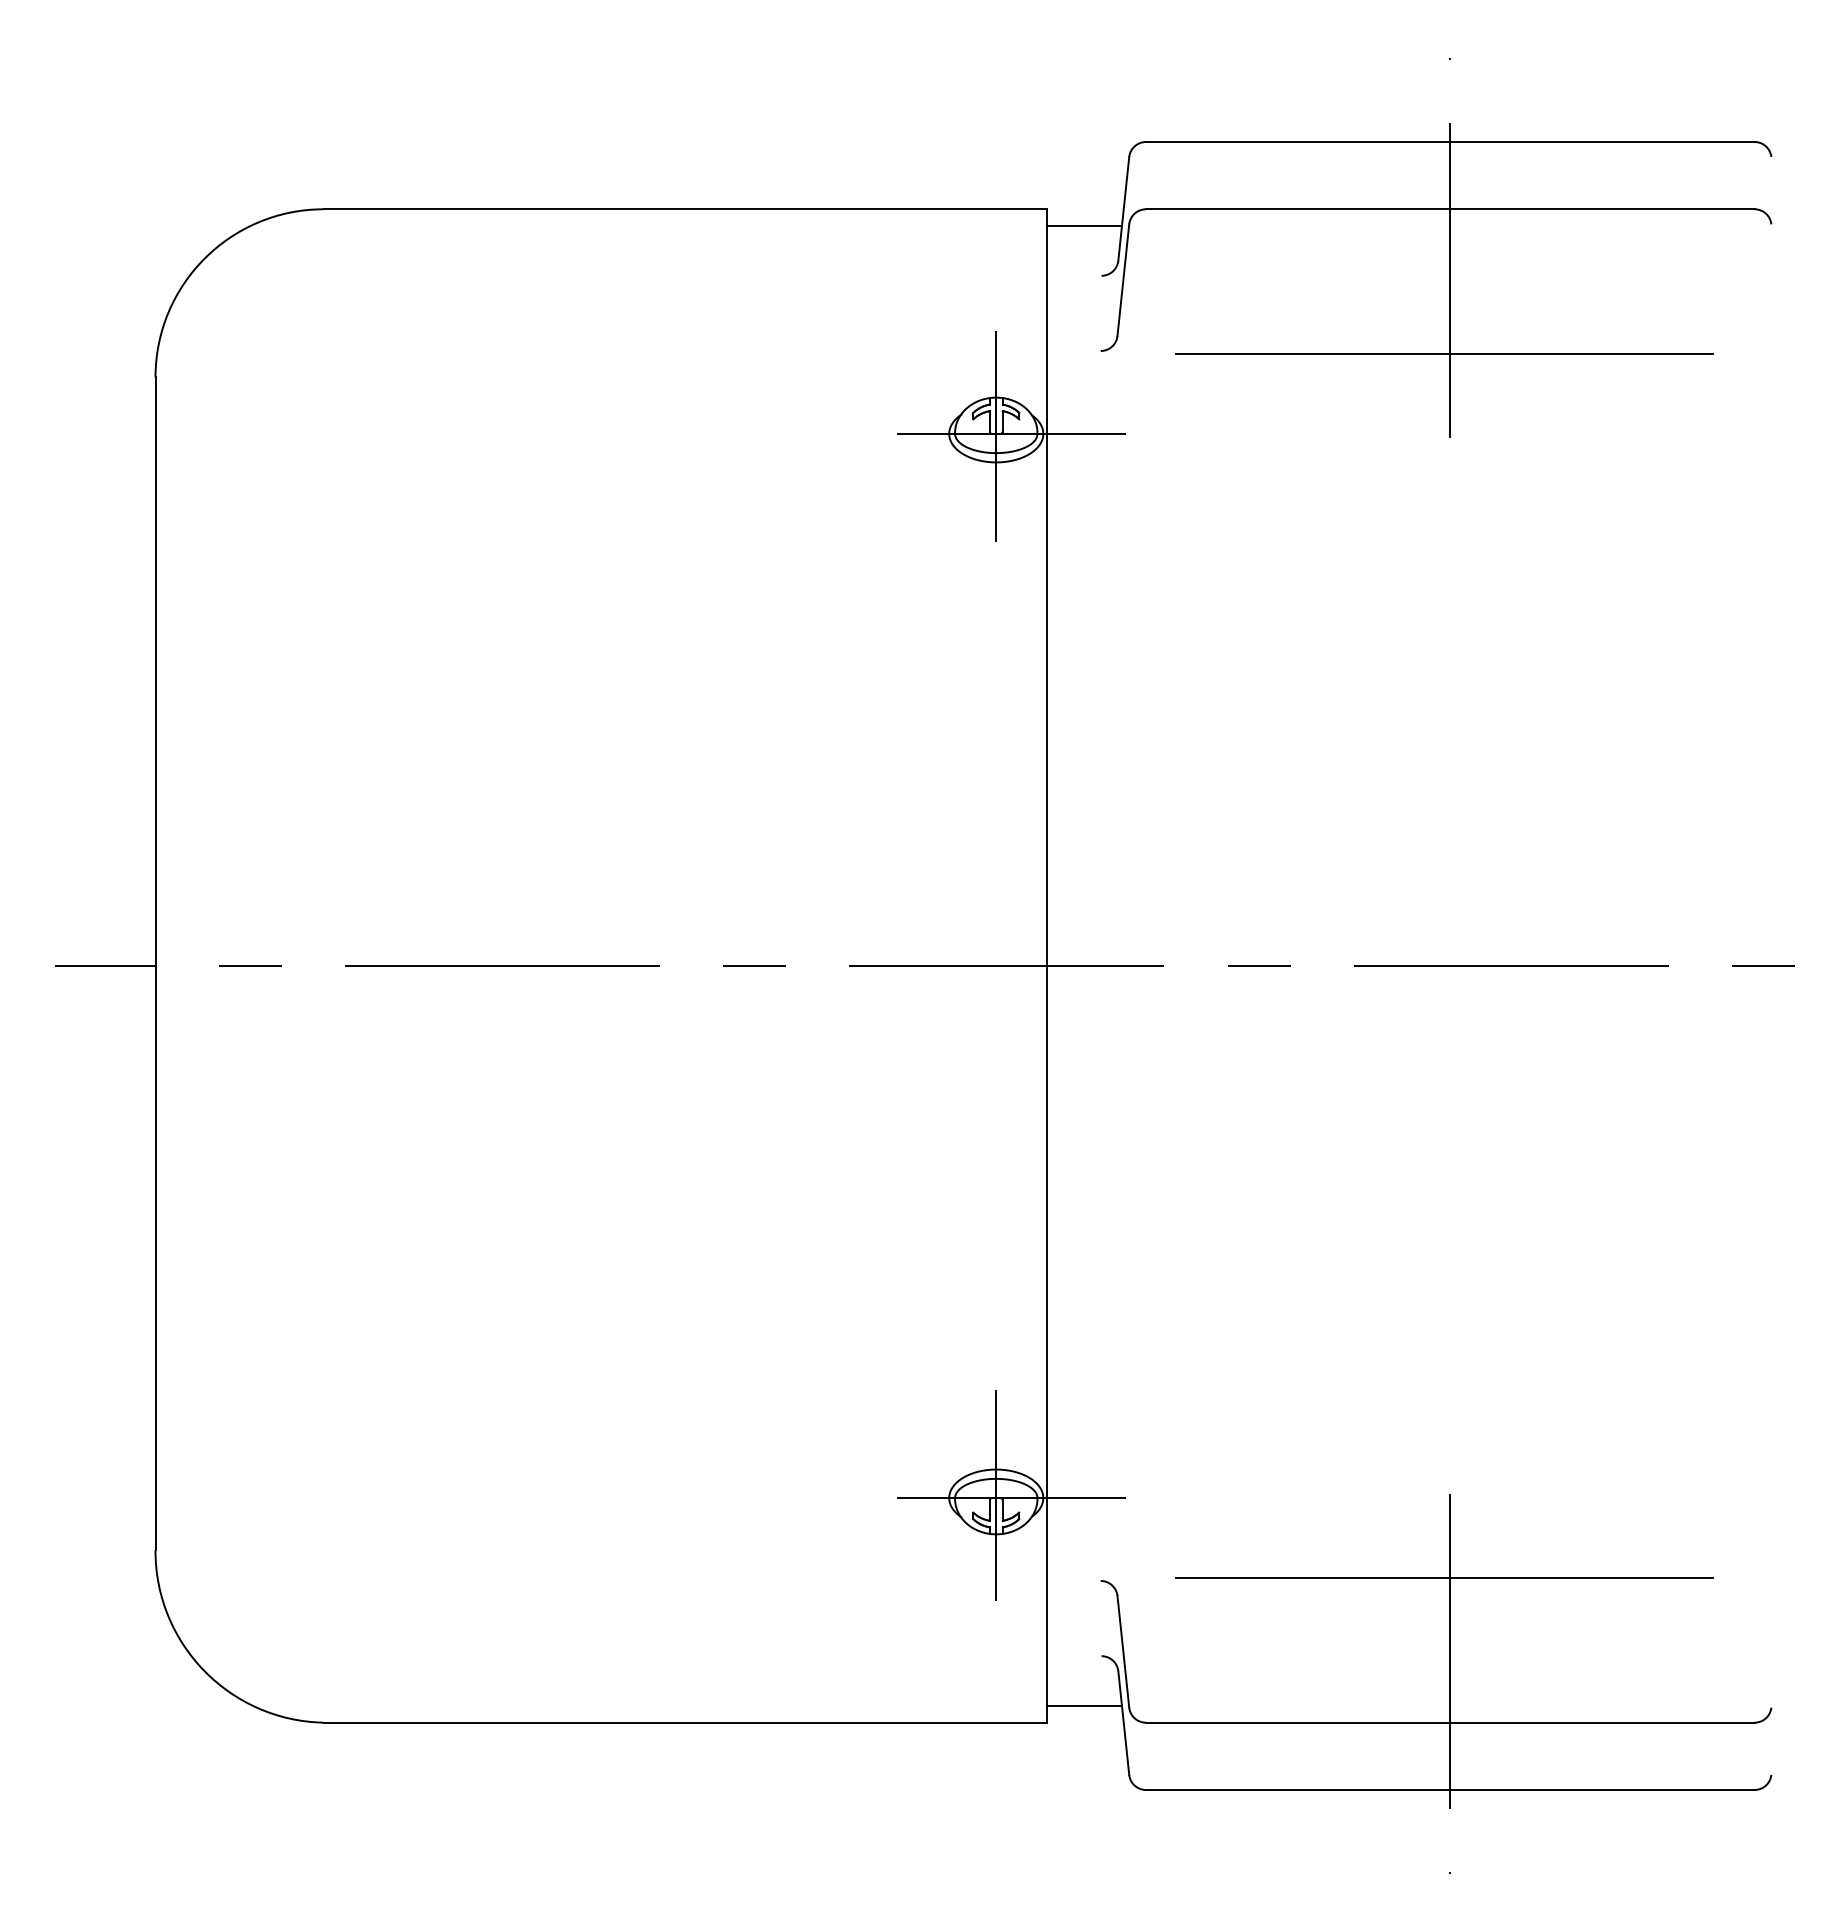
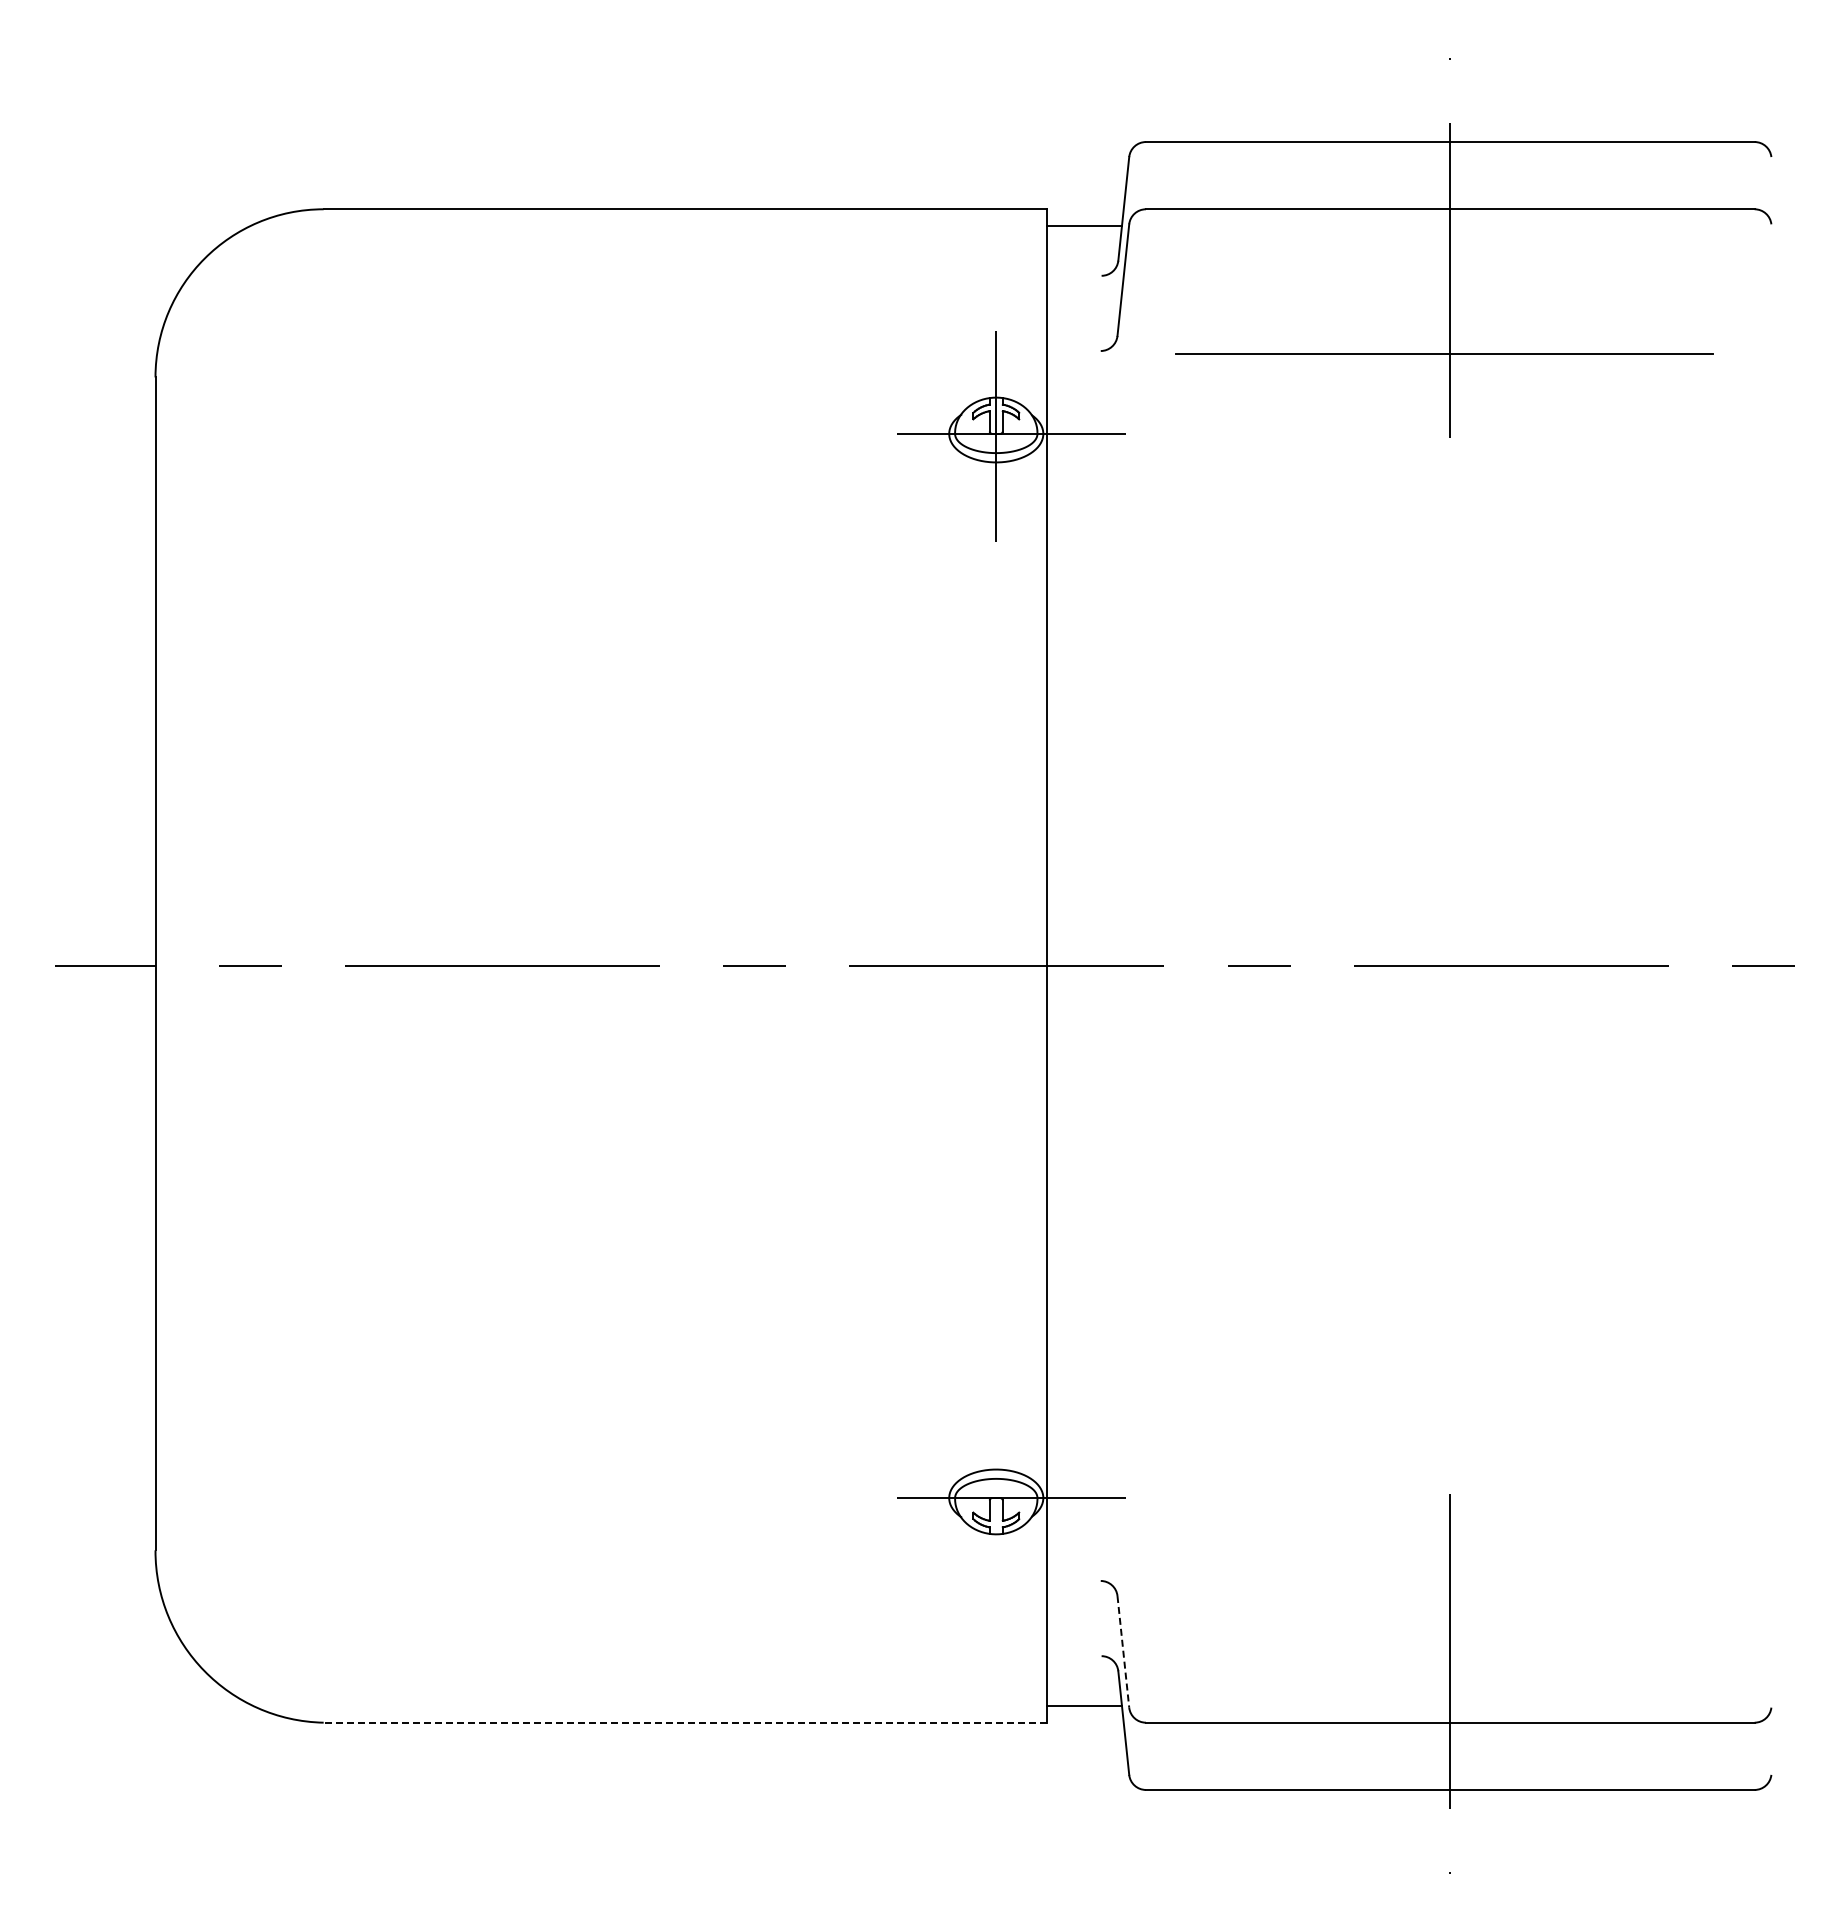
line: present -> none (996, 1494)
line: present -> none (1444, 1577)
line: solid -> dashed (1123, 1652)
line: solid -> dashed (685, 1722)
